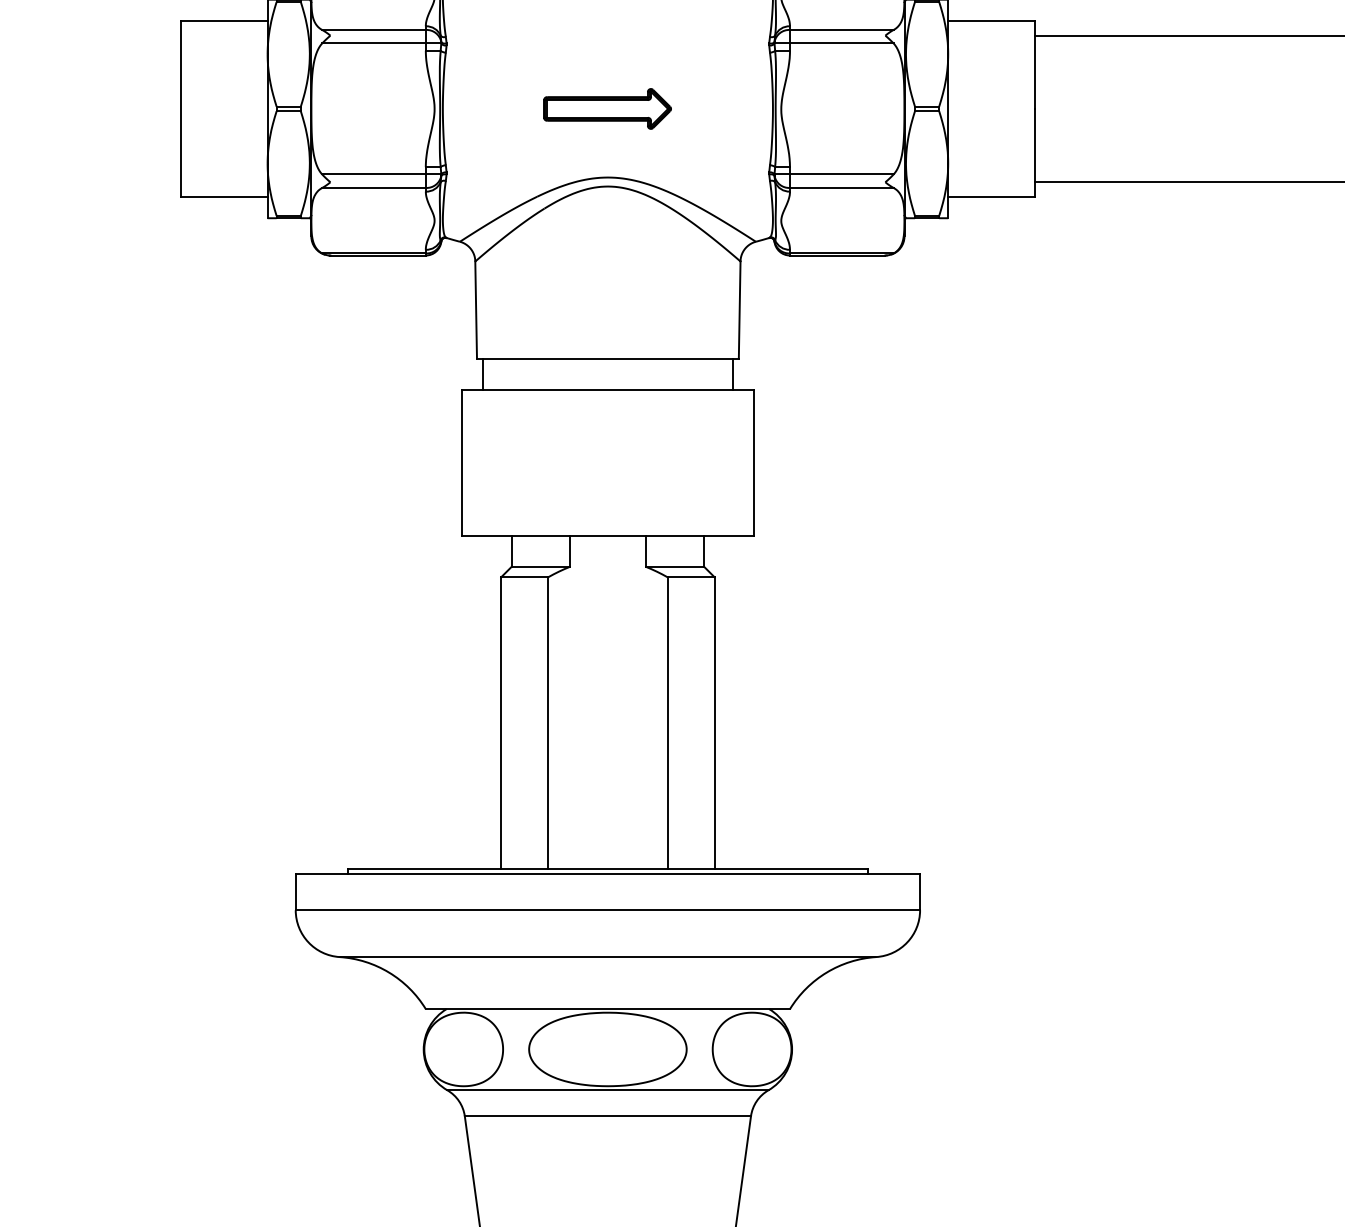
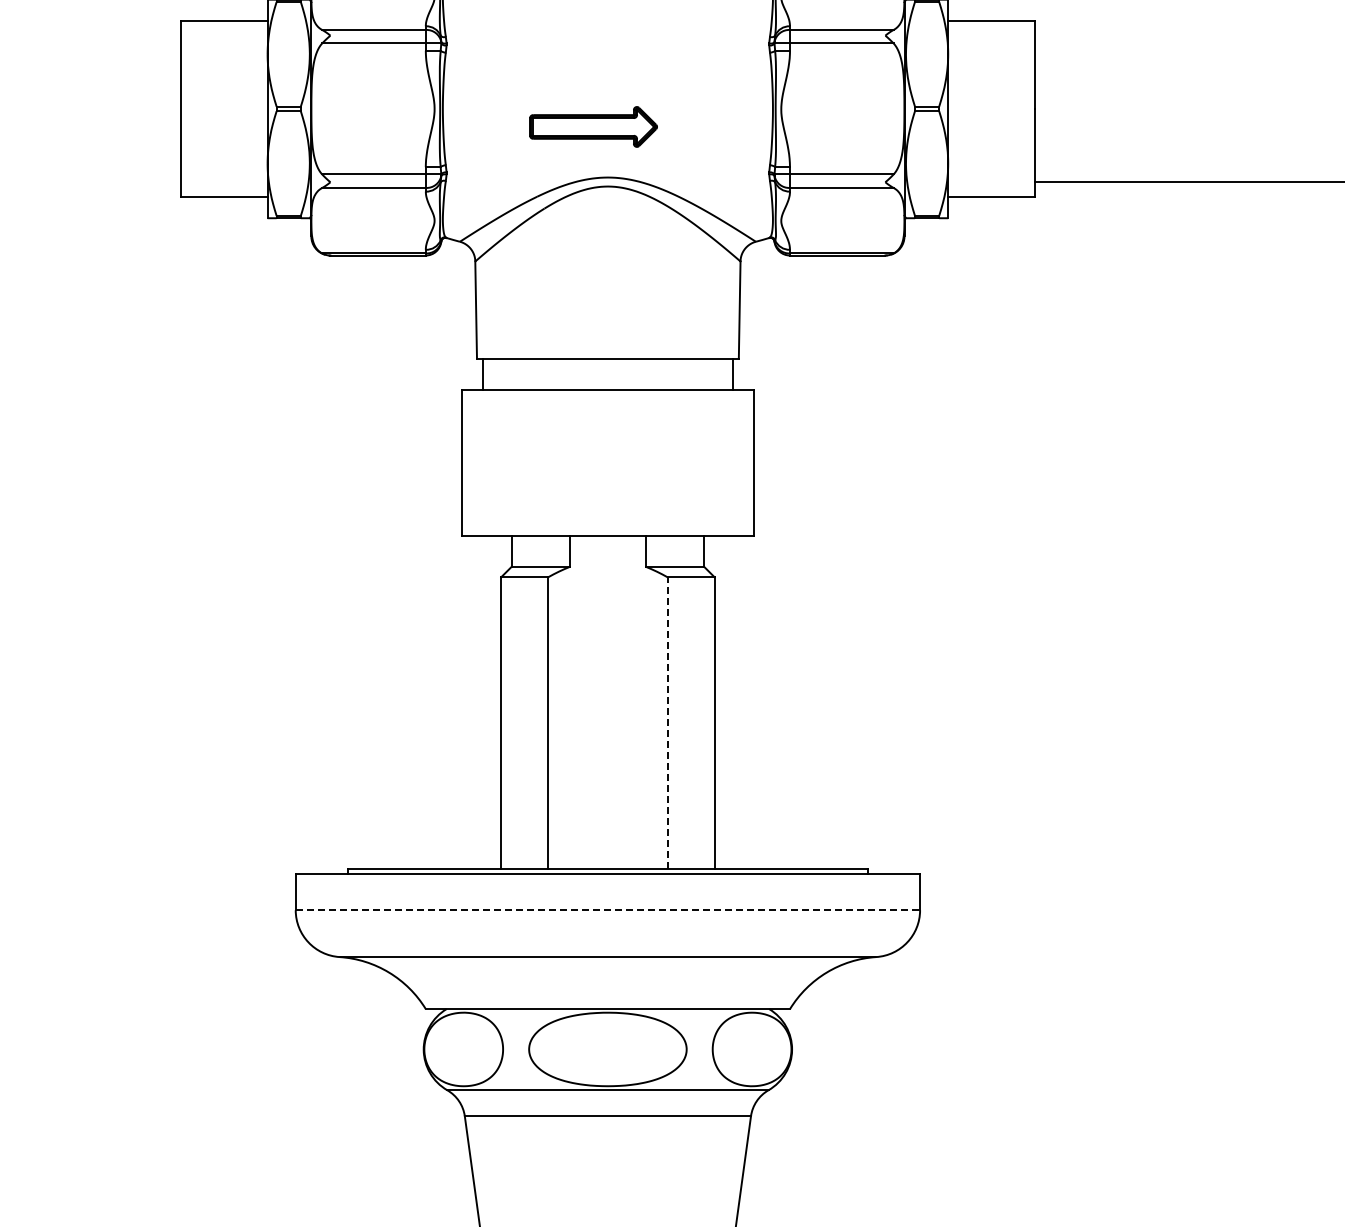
line: present -> none (1187, 36)
part position: (607, 108) -> (593, 126) (593, 126)
line: solid -> dashed (667, 722)
line: solid -> dashed (608, 910)
